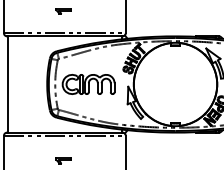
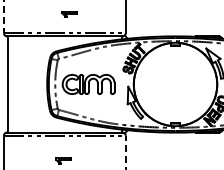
part position: (63, 11) -> (69, 14) (69, 14)
line: solid -> dashed (3, 17)
line: solid -> dashed (125, 152)
